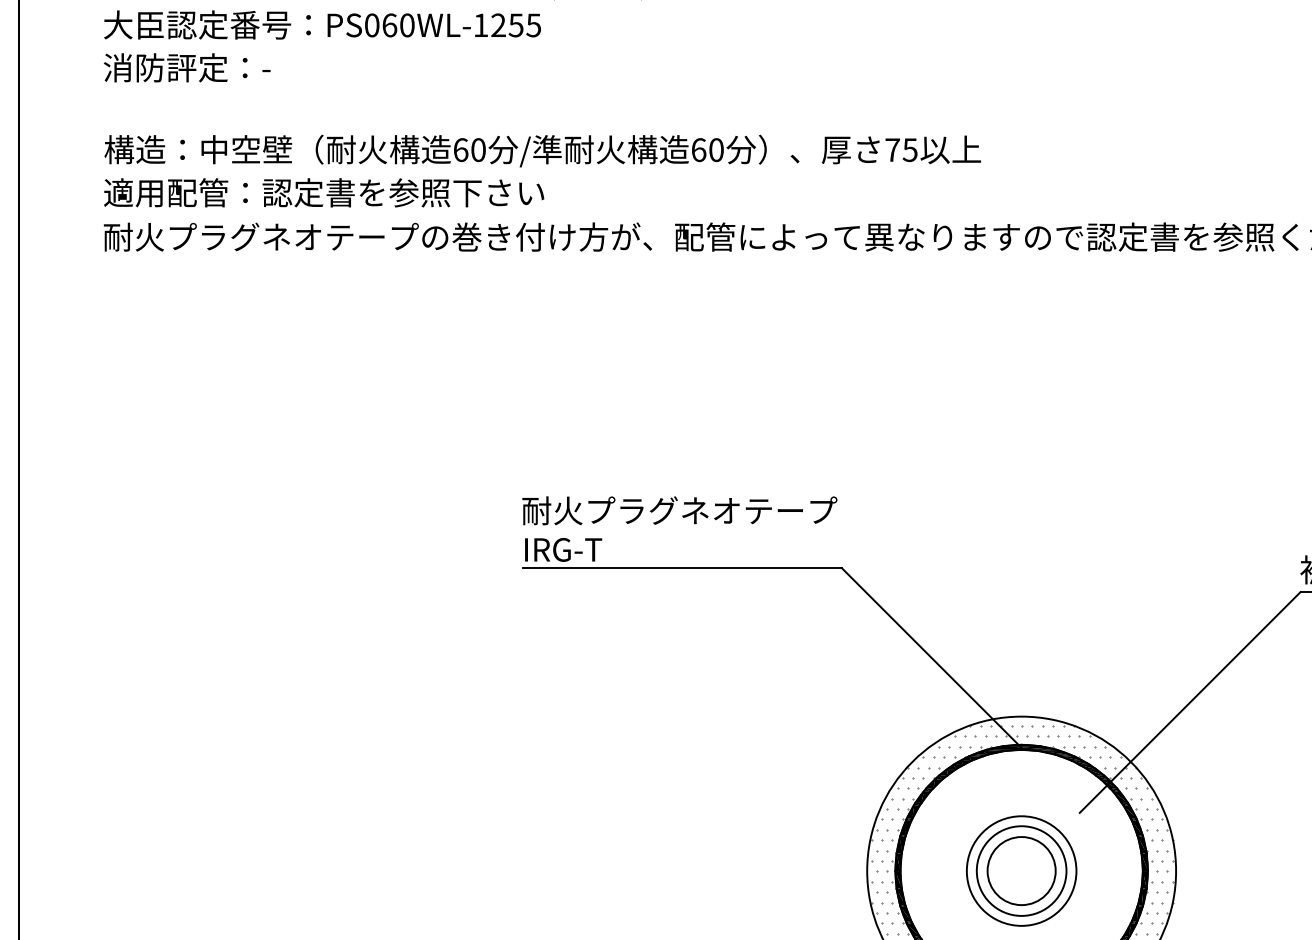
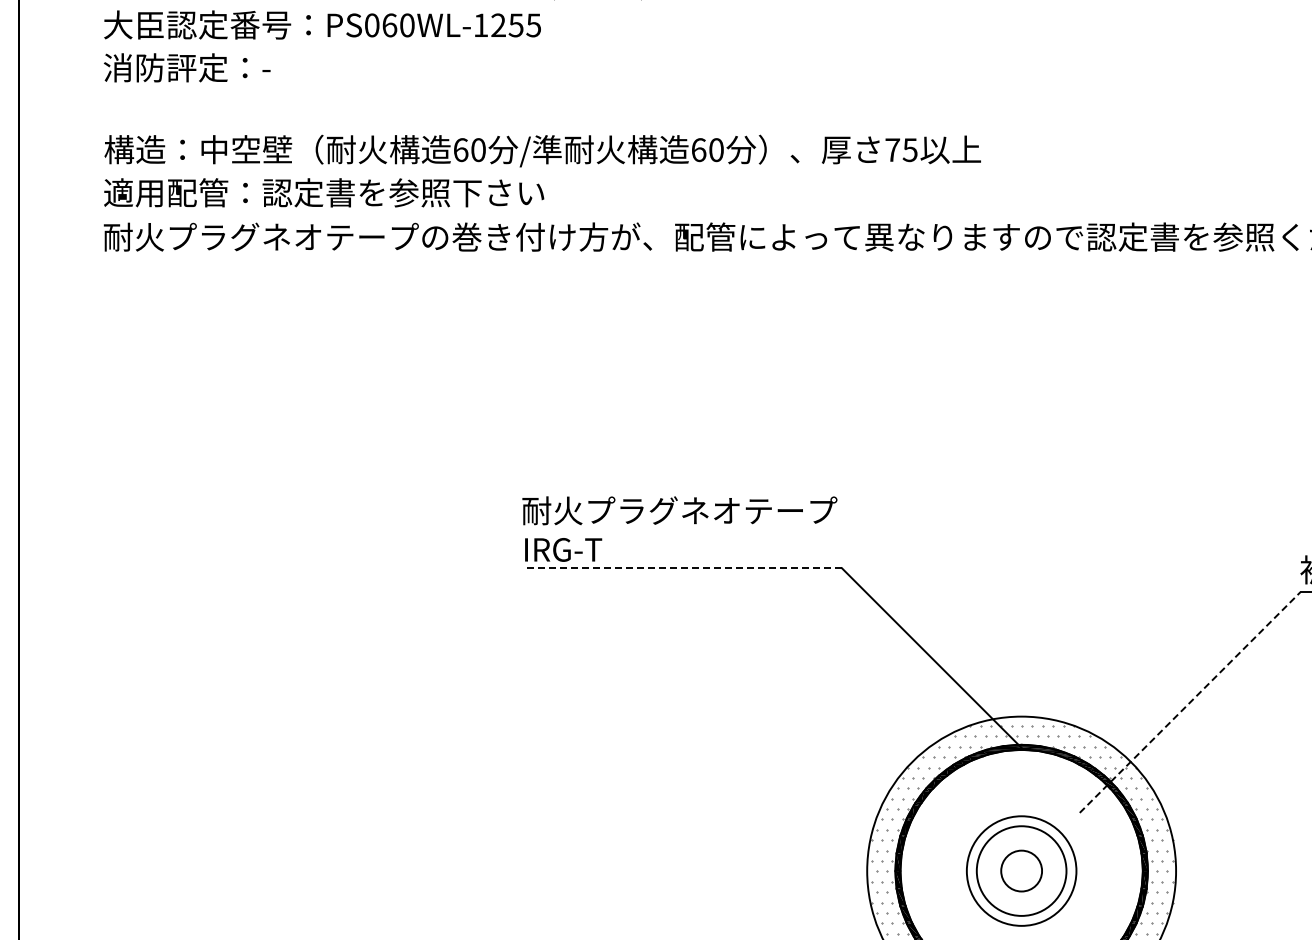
line: solid -> dashed (681, 568)
line: solid -> dashed (1190, 702)
circle diameter: 68 px -> 41 px (1021, 870)
